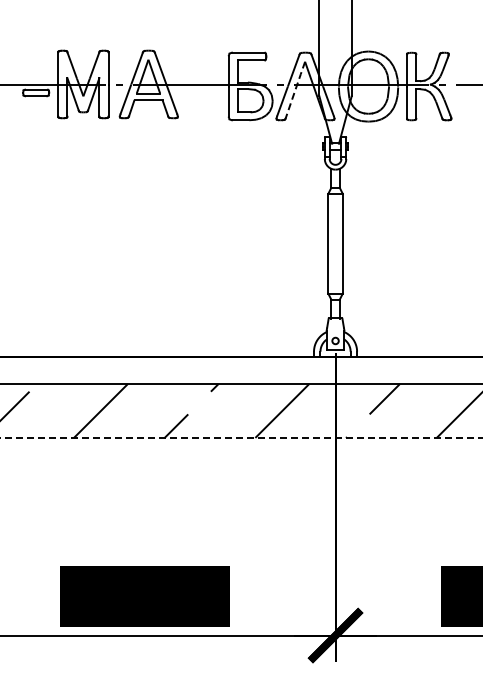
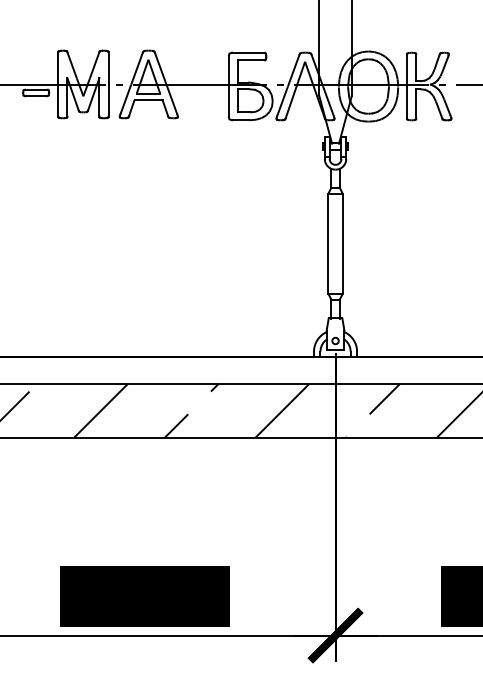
line: dashed -> solid (295, 89)
line: dashed -> solid (241, 437)
